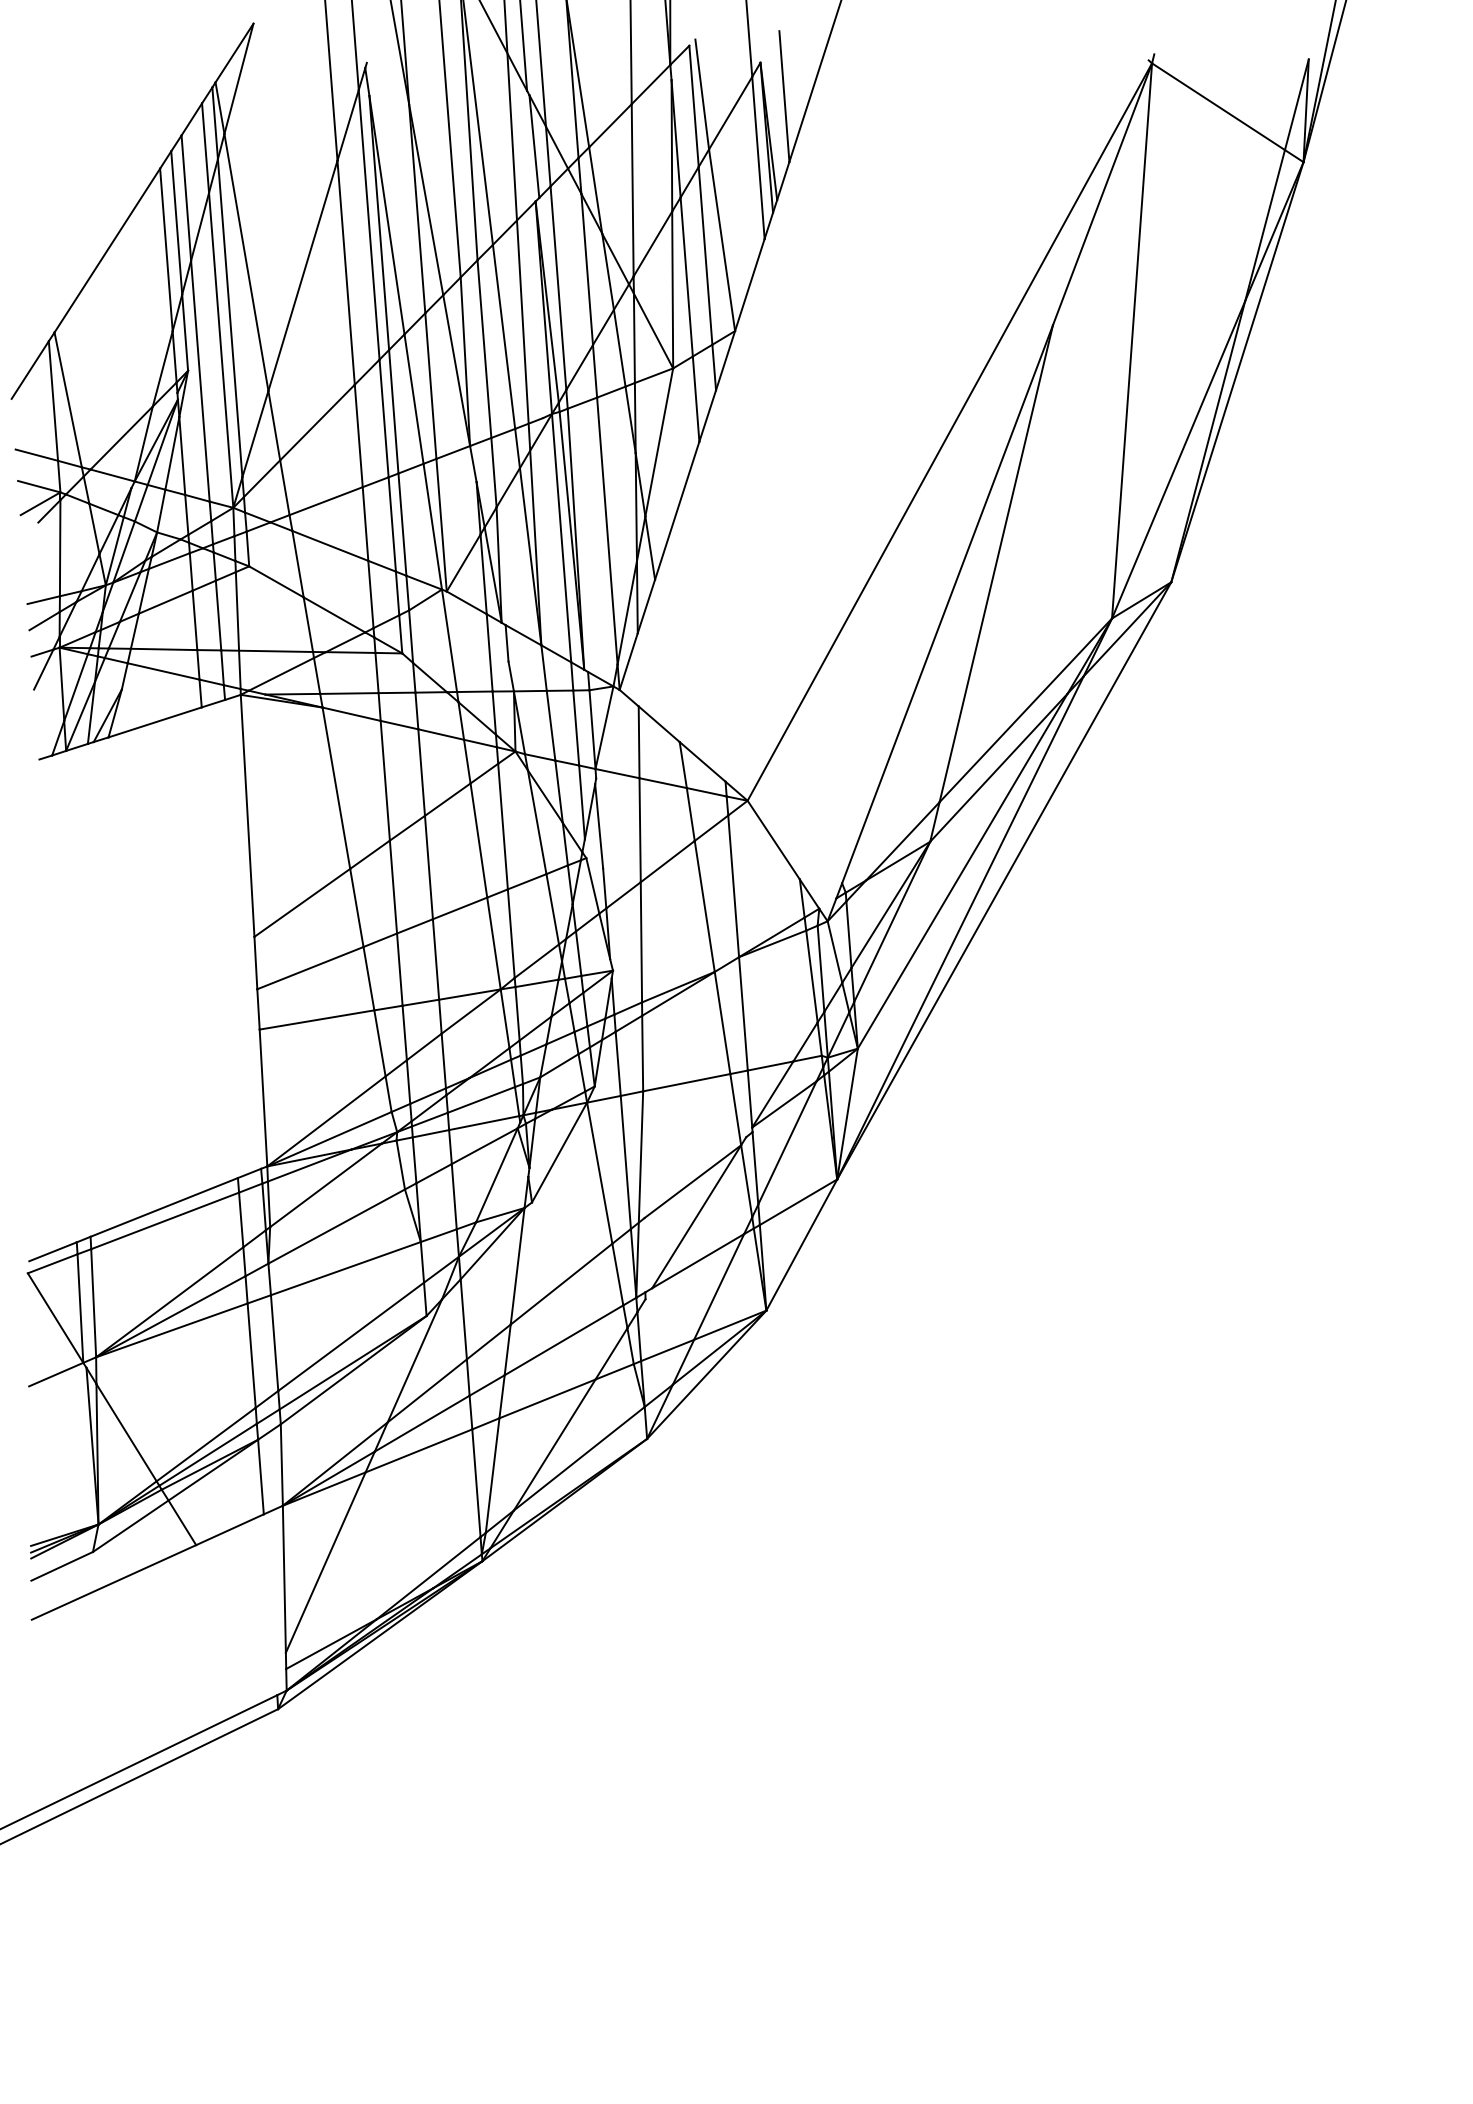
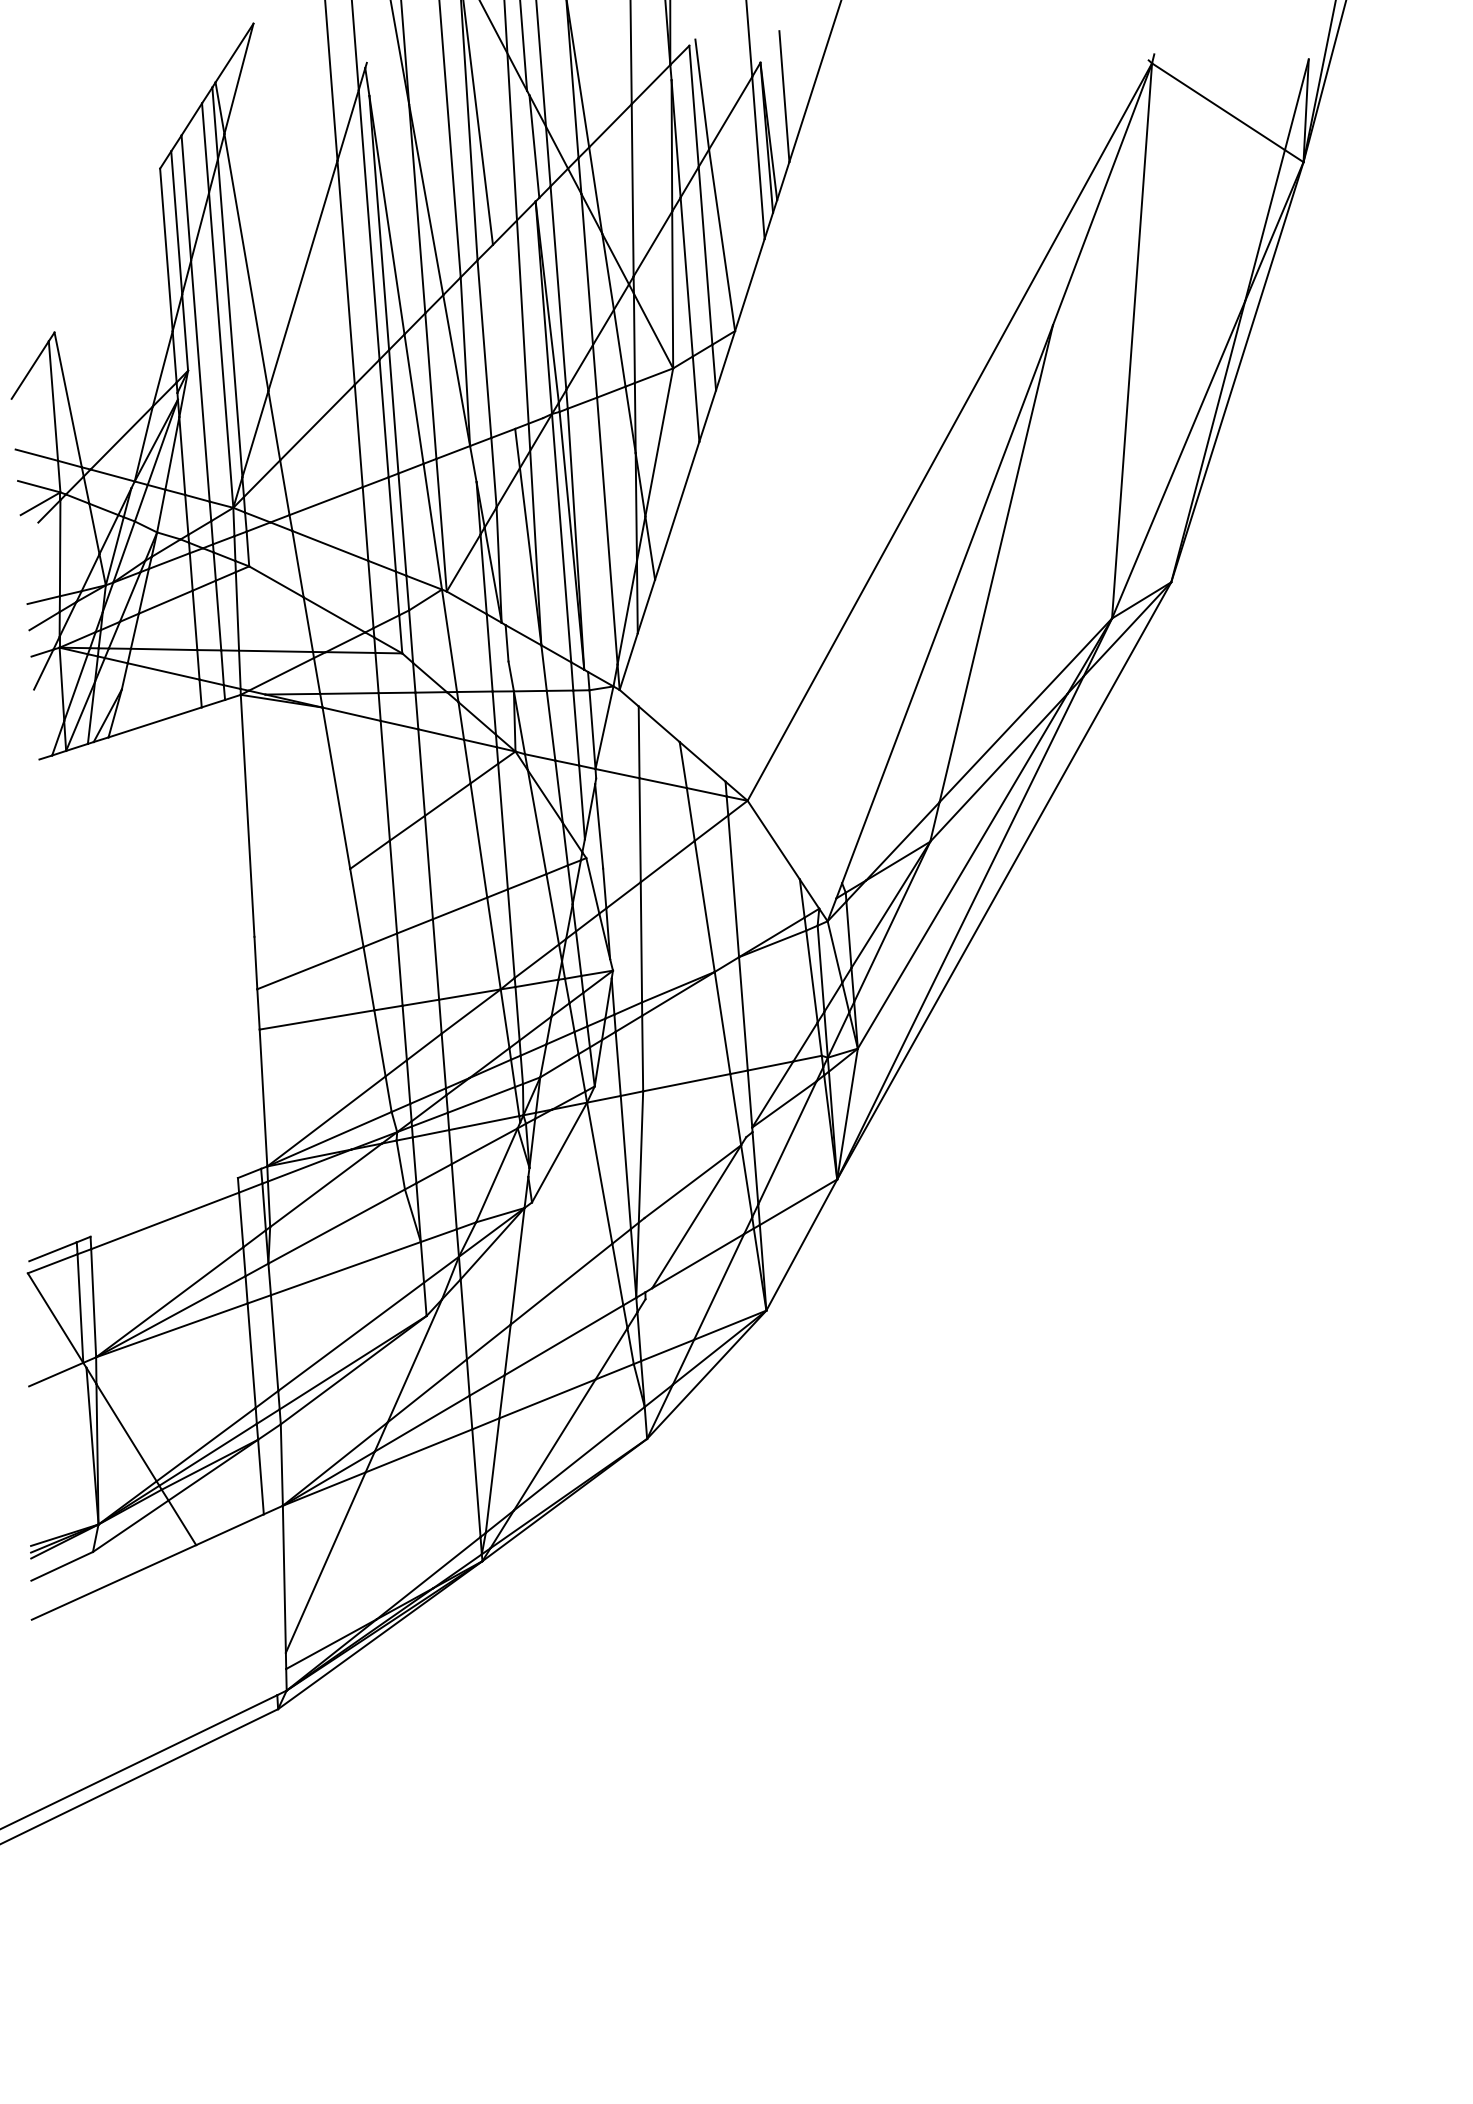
line: present -> none (107, 250)
line: present -> none (503, 336)
line: present -> none (302, 902)
line: present -> none (163, 1207)
